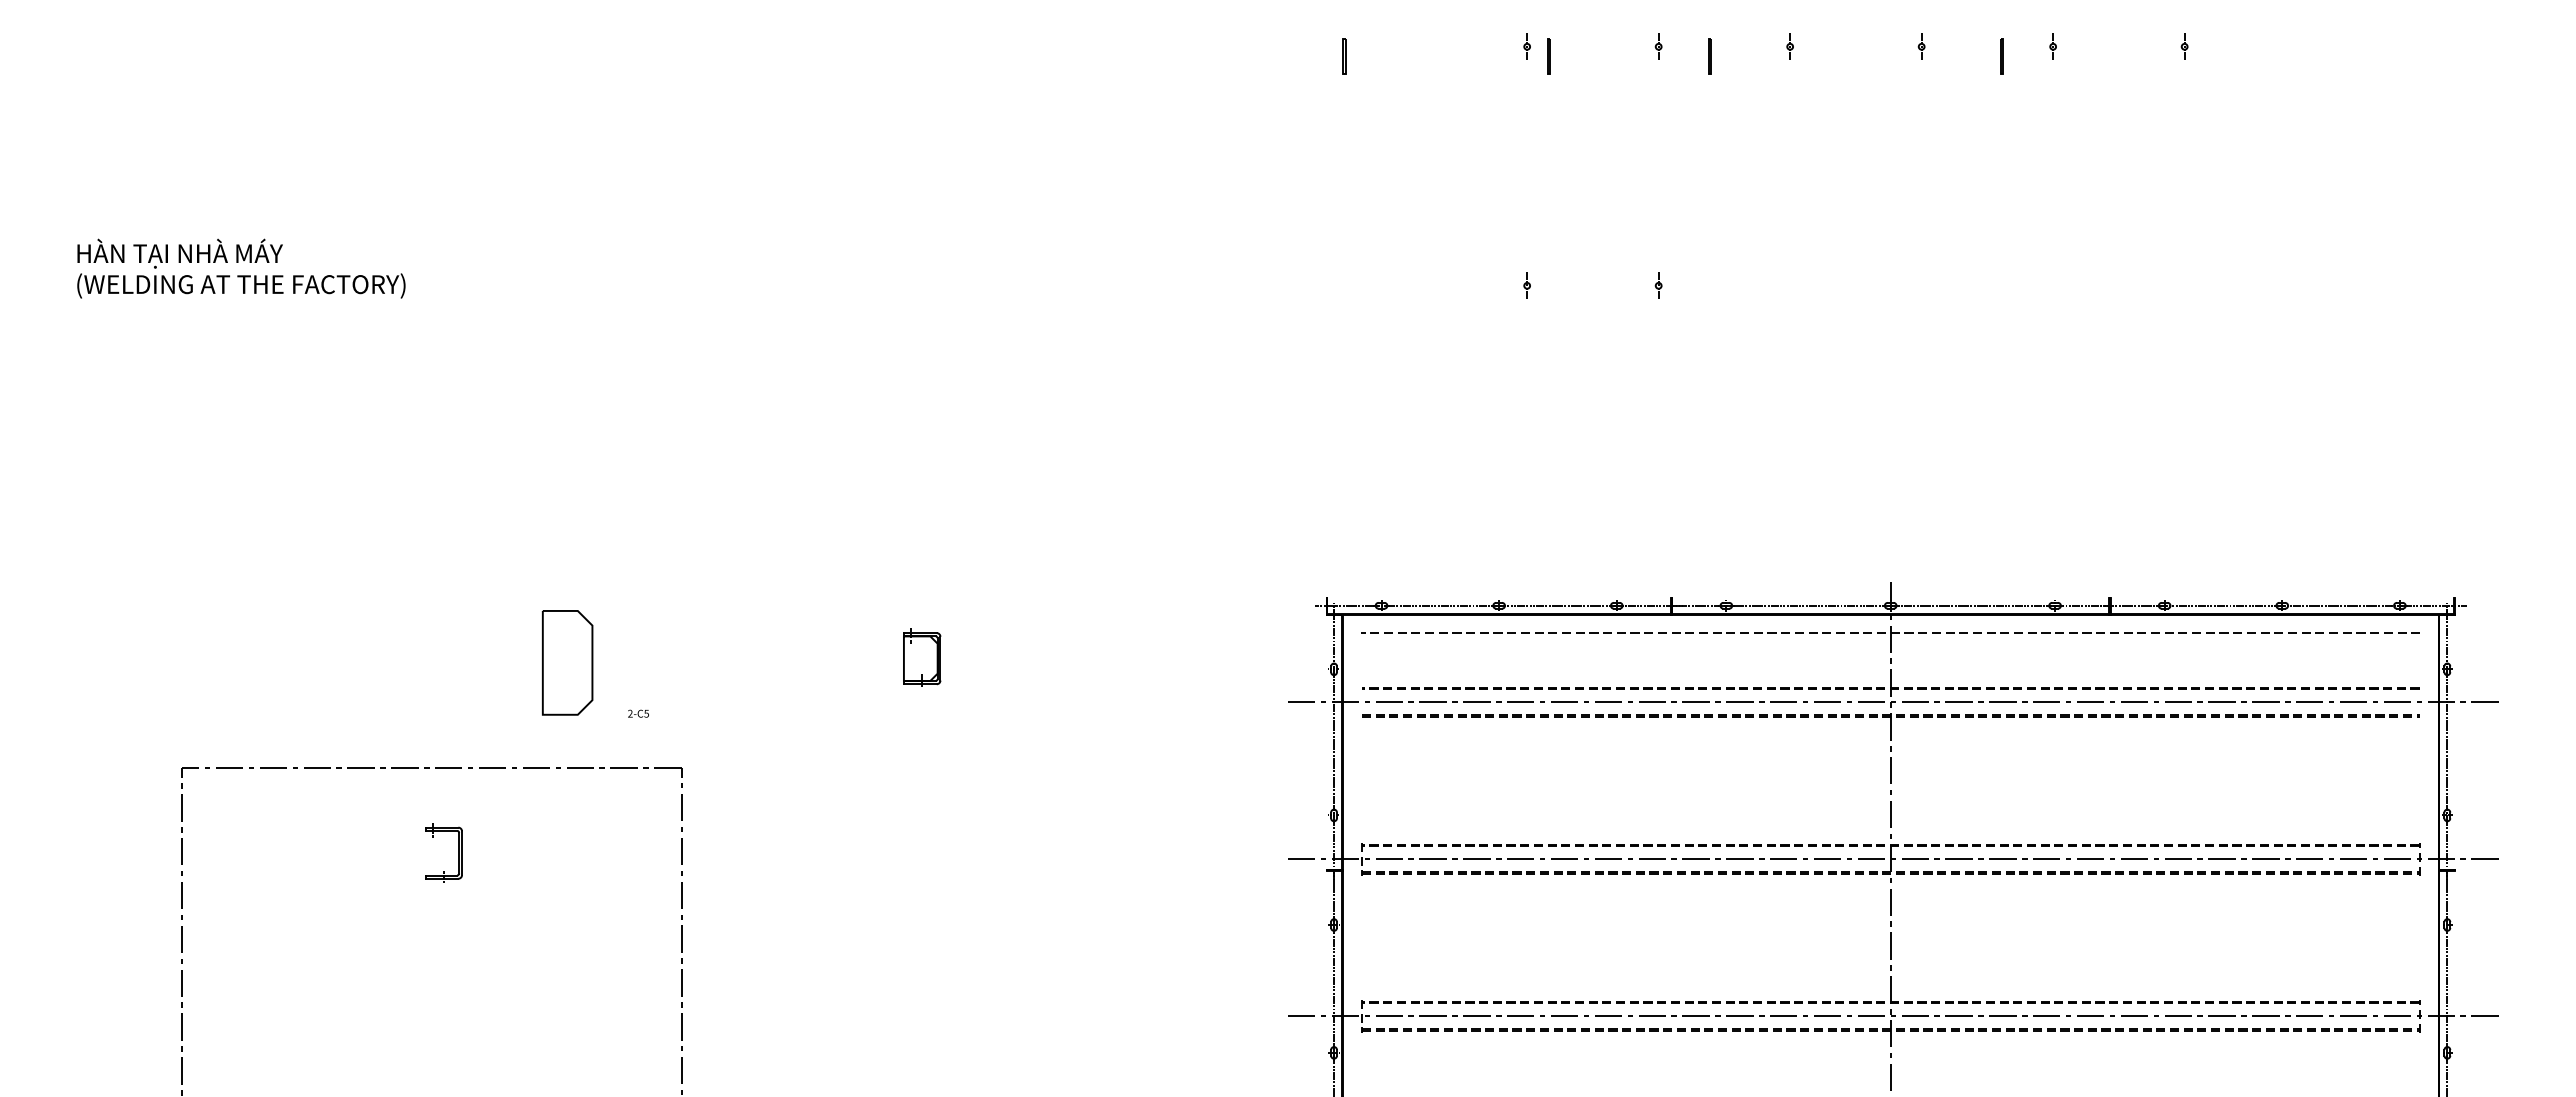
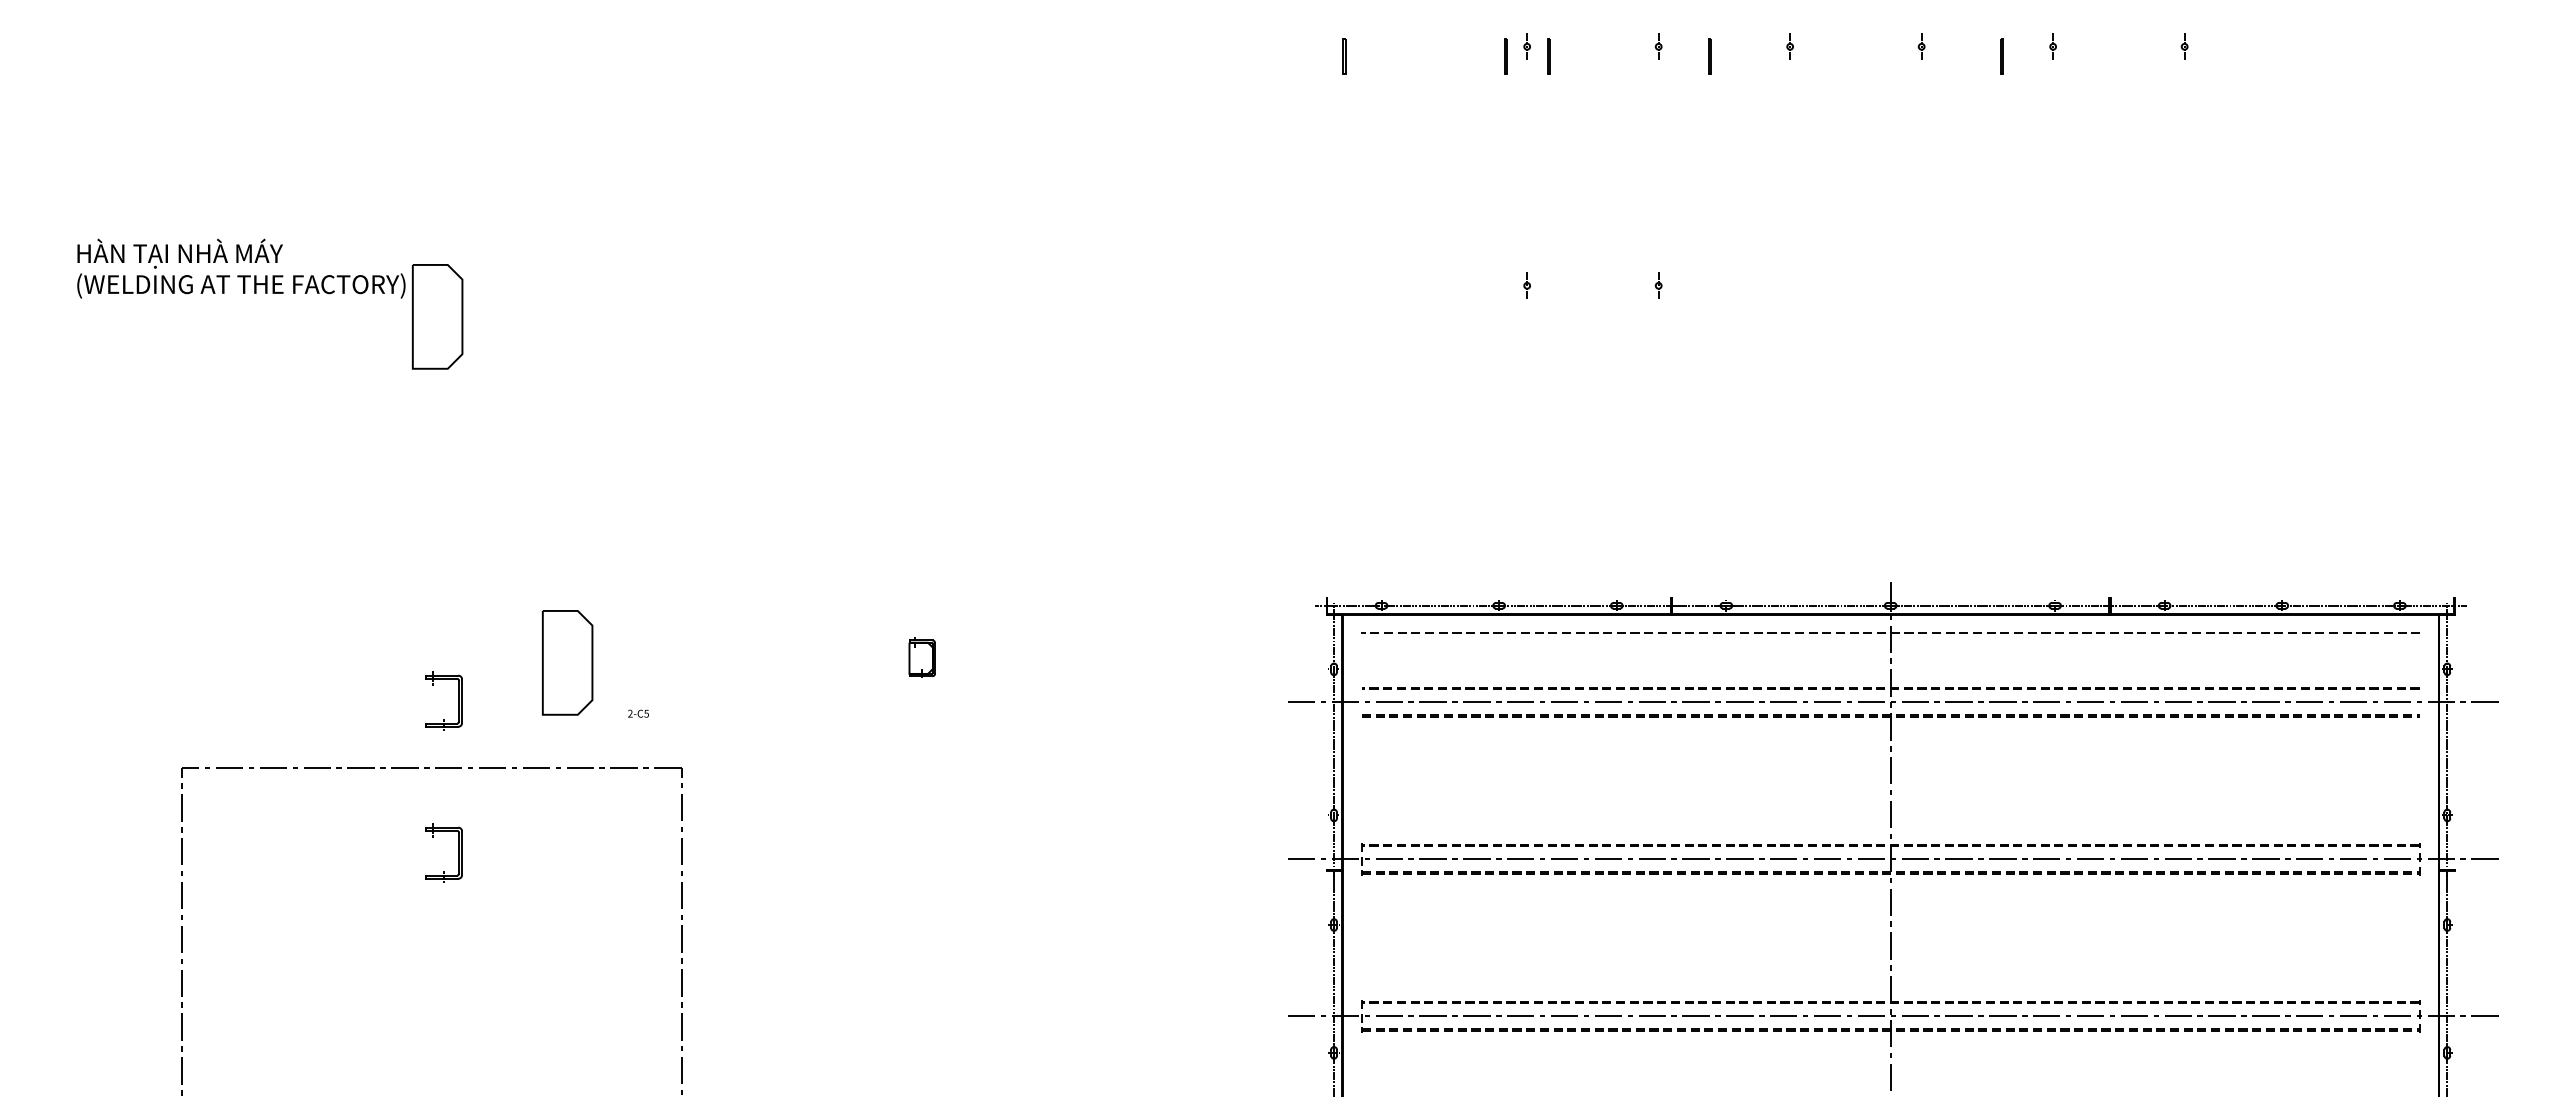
line: none -> present (1505, 56)
part: none -> present (437, 316)
part size: 39x59 px -> 28x41 px (921, 657)
part: none -> present (458, 700)
